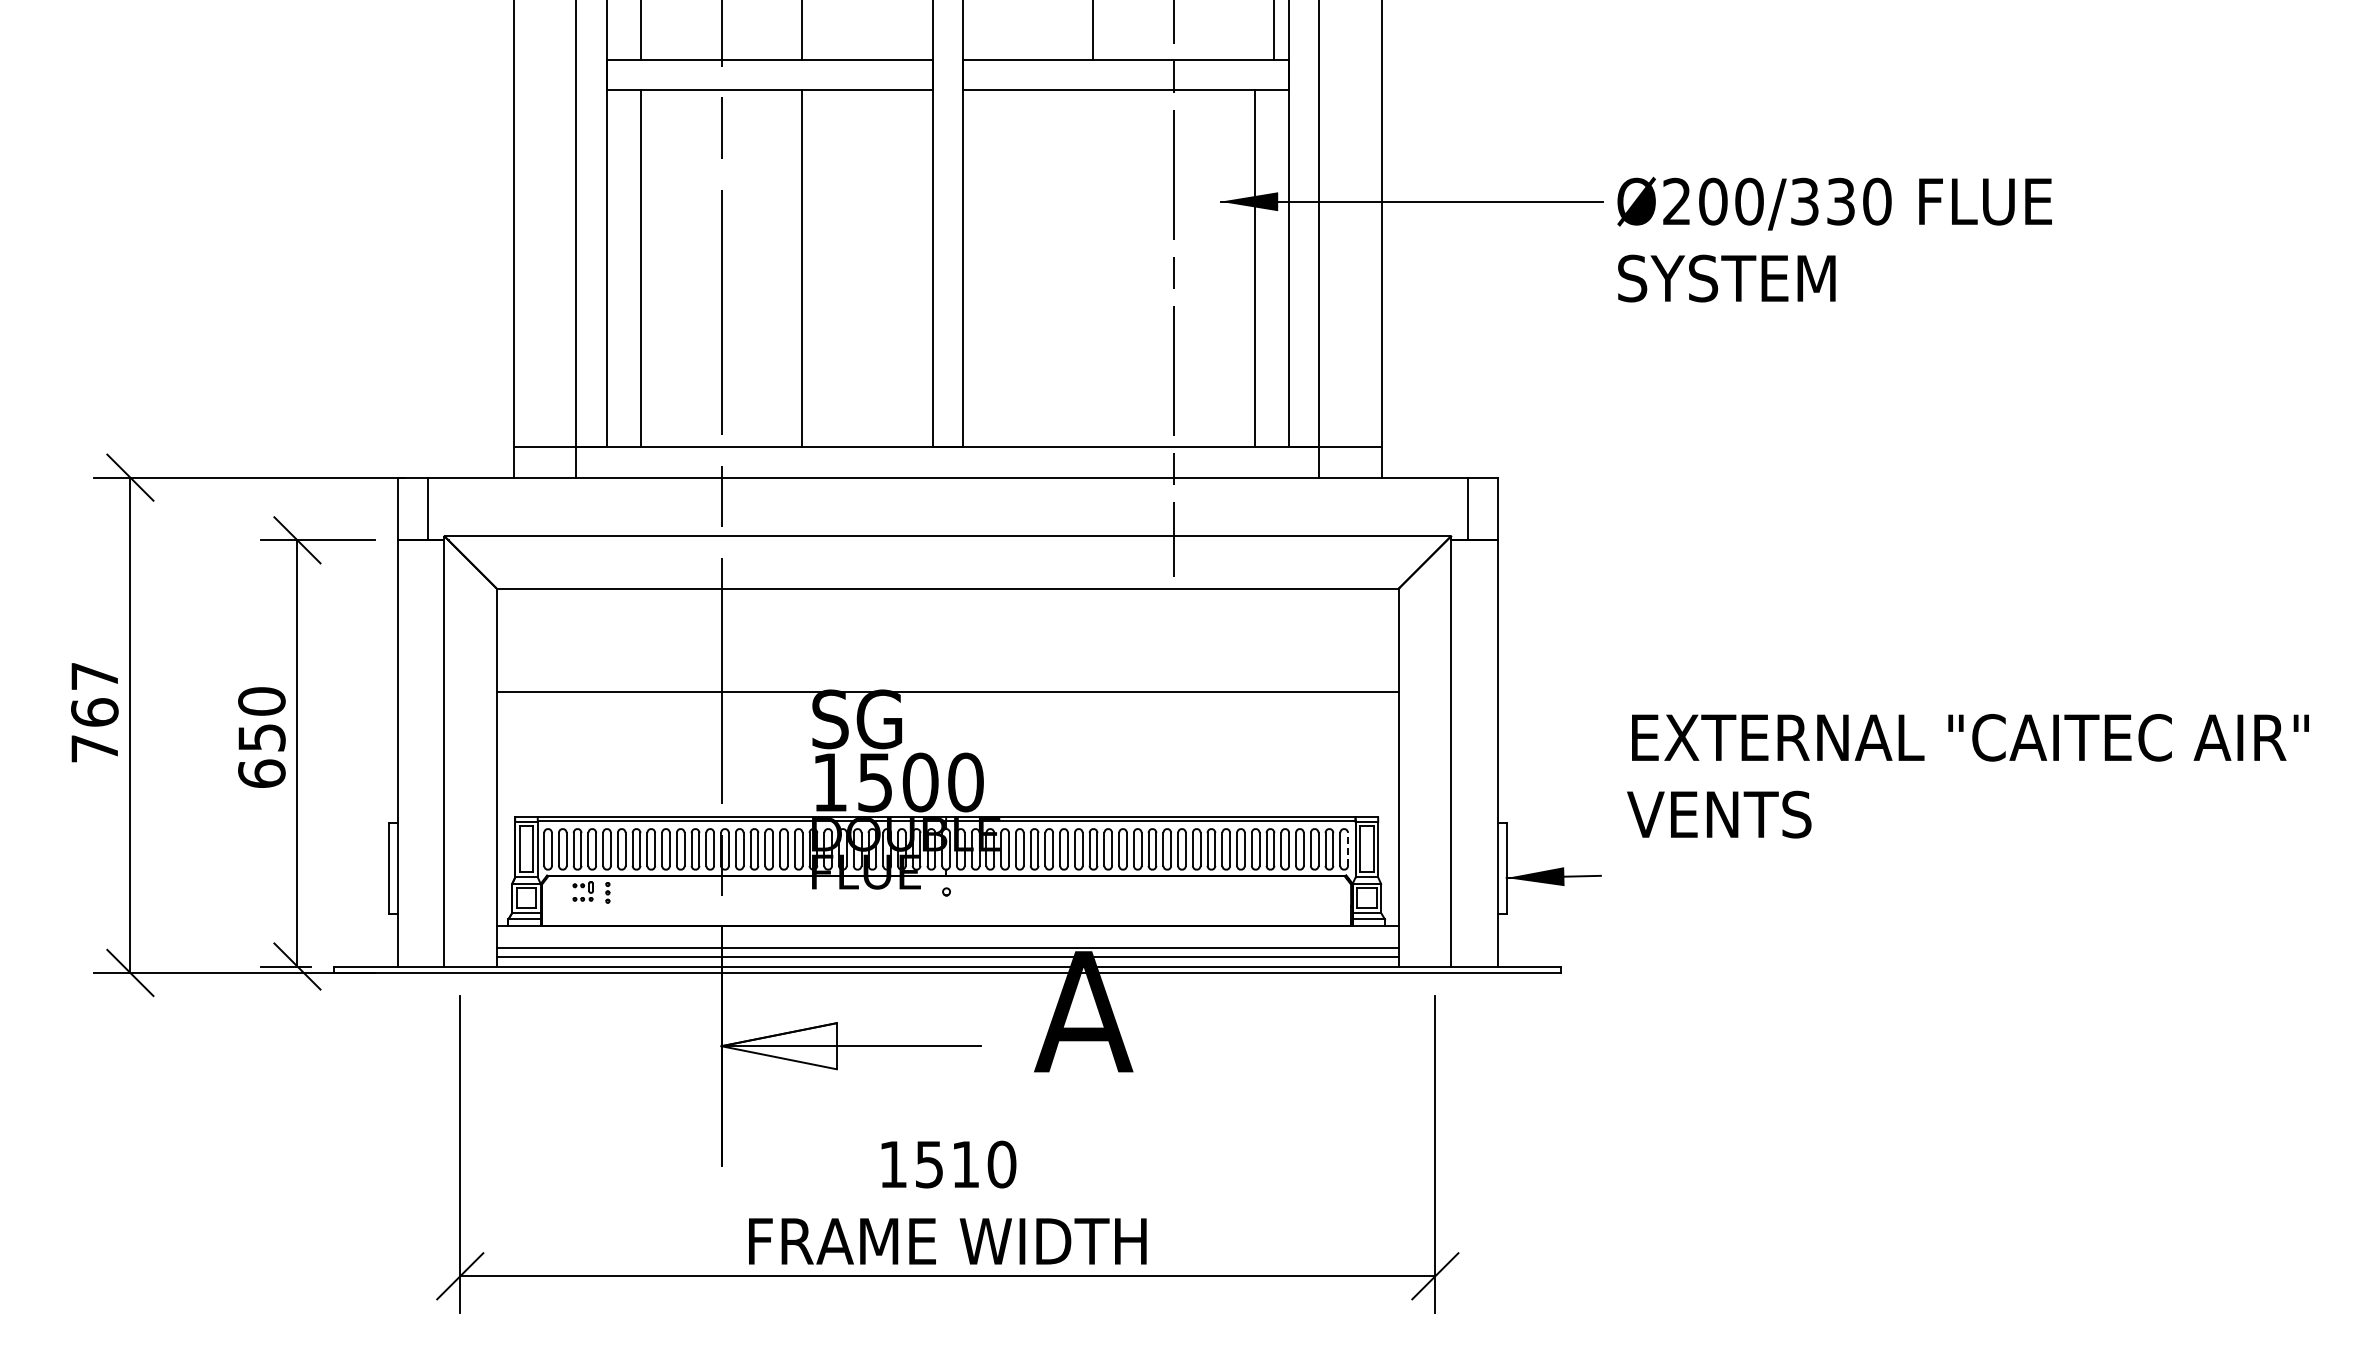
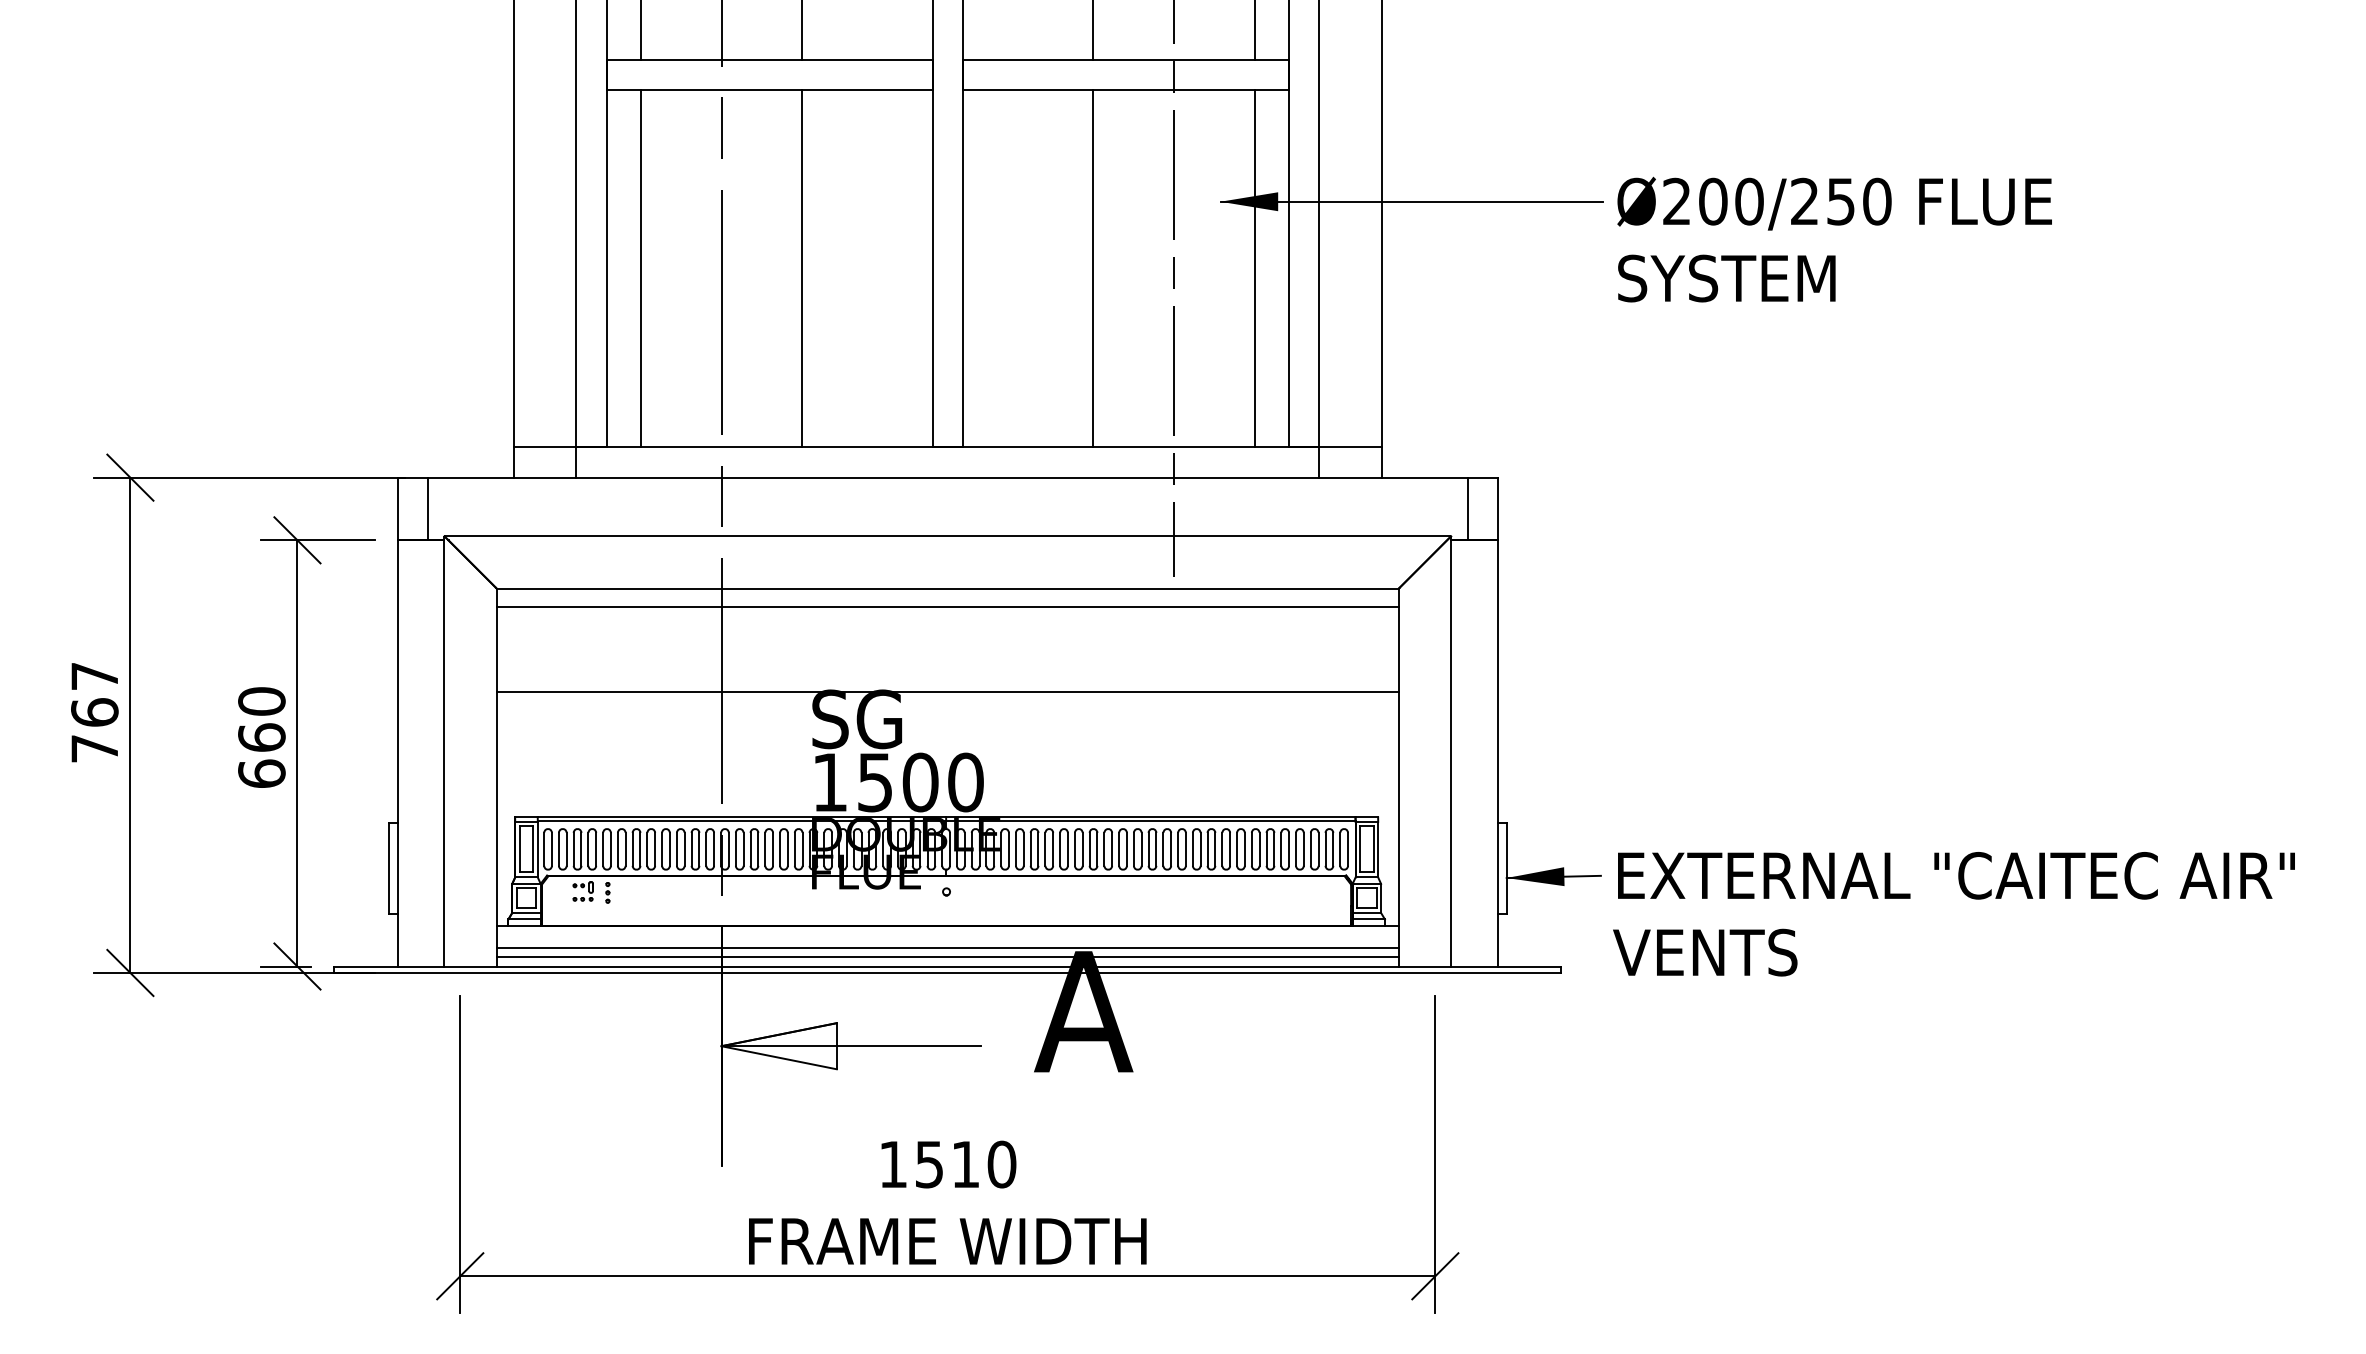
line position: (1273, 30) -> (1254, 30) (1254, 30)
text: Ø200/330 -> Ø200/250 (1822, 201)
line: none -> present (1093, 268)
line: none -> present (947, 606)
text: 650 -> 660 (261, 737)
text position: (1967, 776) -> (1953, 914) (1953, 914)
line: dashed -> solid (1348, 848)
